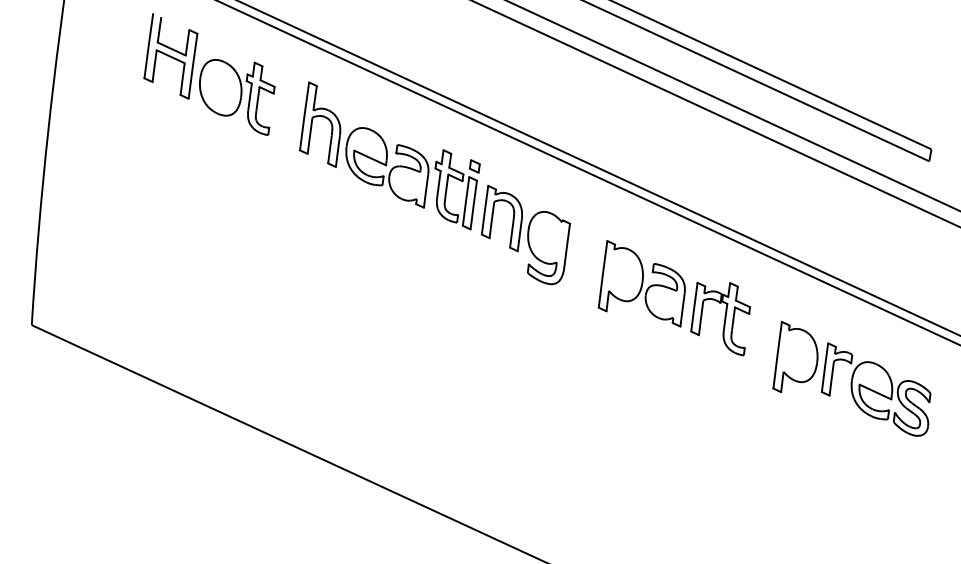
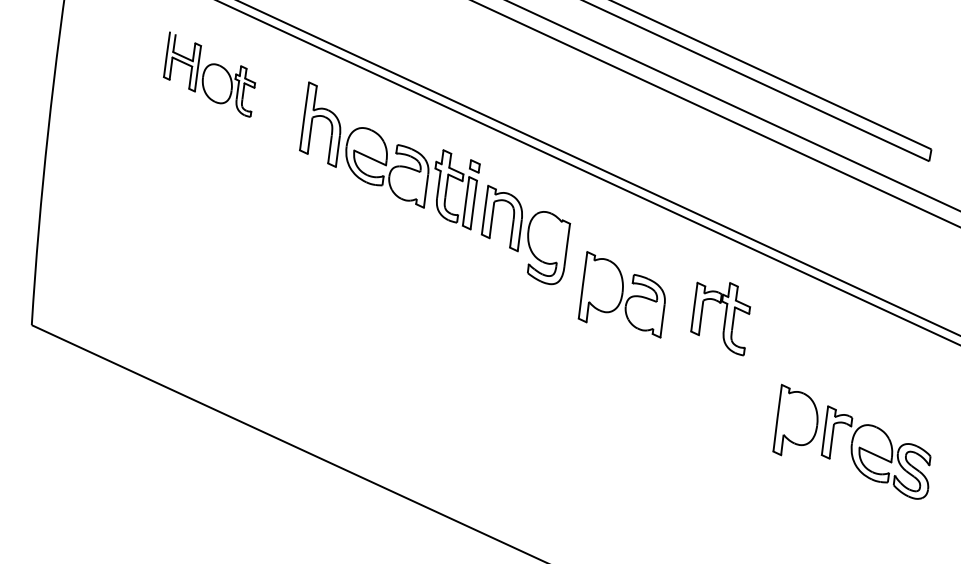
part size: 133x123 px -> 94x87 px (209, 74)
part position: (641, 283) -> (621, 294) (621, 294)
part position: (851, 378) -> (851, 441) (851, 441)
